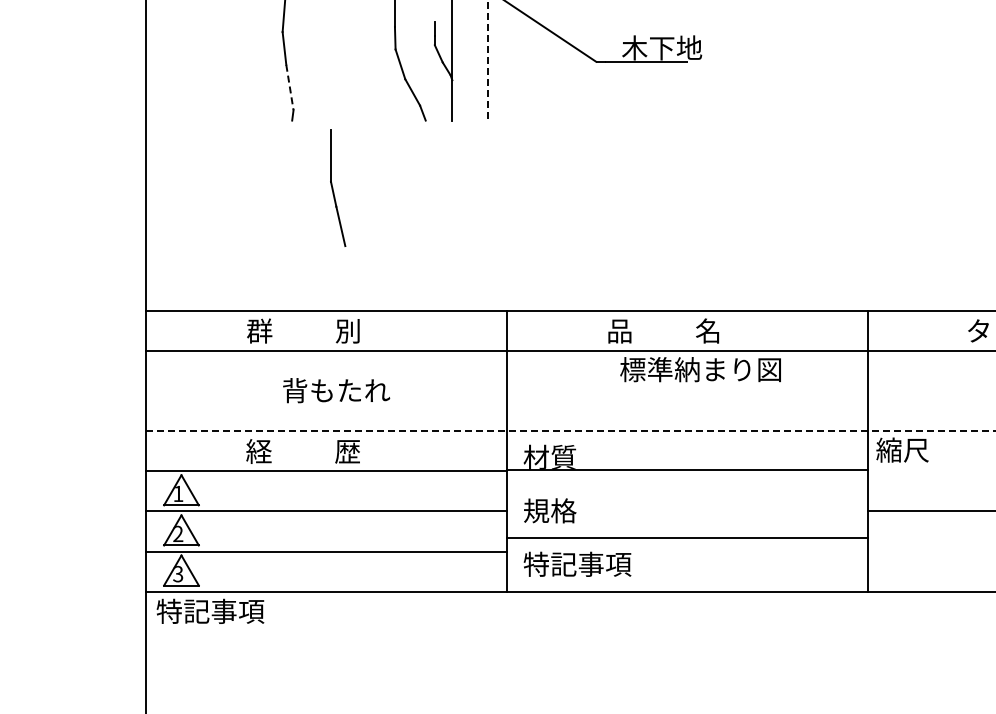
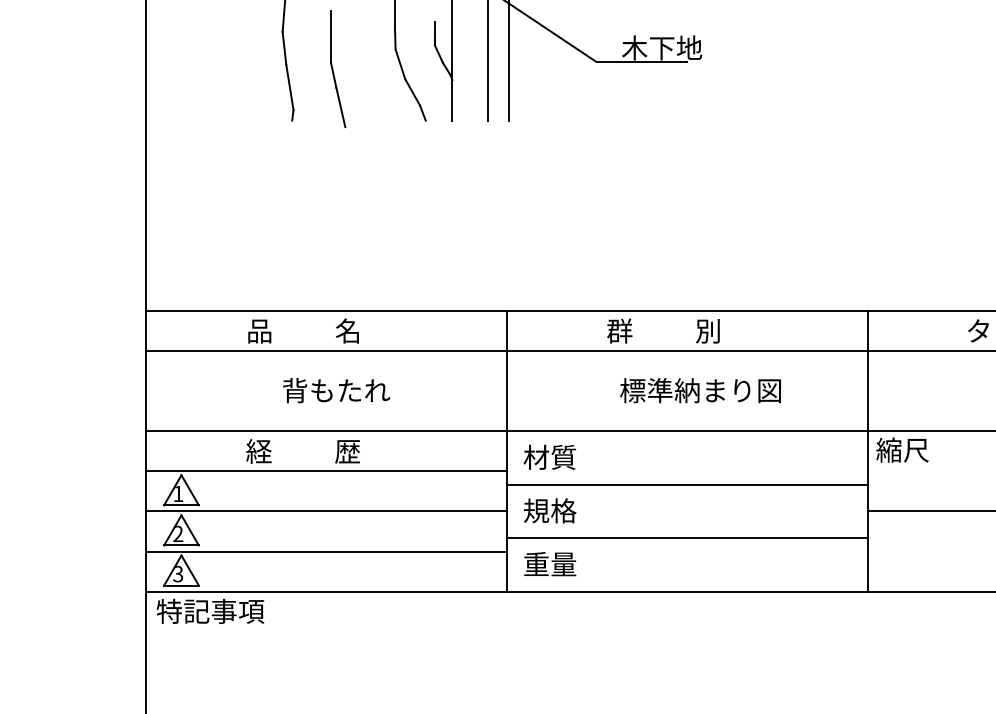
line: dashed -> solid (488, 60)
line: none -> present (508, 61)
line: dashed -> solid (290, 88)
part position: (338, 187) -> (338, 68) (338, 68)
text: 群          別 -> 品          名 (303, 330)
text: 品          名 -> 群          別 (663, 330)
text position: (700, 369) -> (700, 390) (700, 390)
line: dashed -> solid (571, 431)
line position: (686, 469) -> (686, 484) (686, 484)
text: 特記事項 -> 重量 (577, 563)
